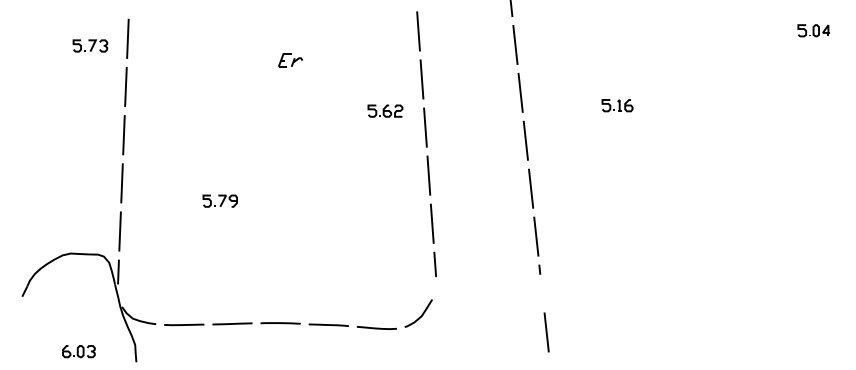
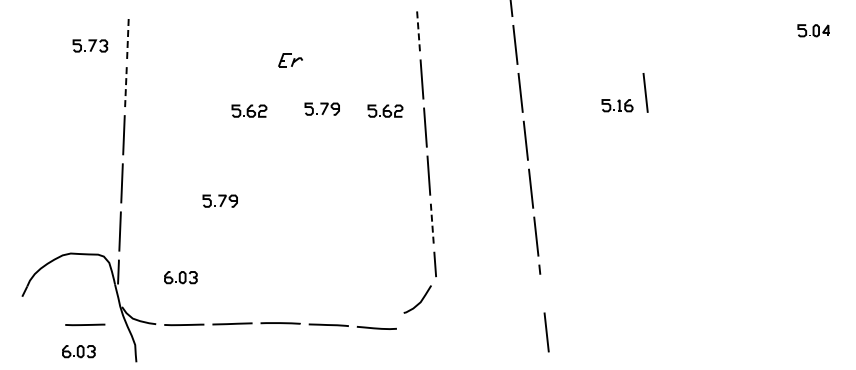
line: solid -> dashed (418, 31)
line: solid -> dashed (127, 38)
line: solid -> dashed (125, 86)
line: none -> present (645, 92)
part: none -> present (321, 108)
part: none -> present (249, 110)
line: solid -> dashed (432, 224)
part: none -> present (180, 277)
curve position: (421, 314) -> (420, 300) (420, 300)
line: none -> present (85, 324)
